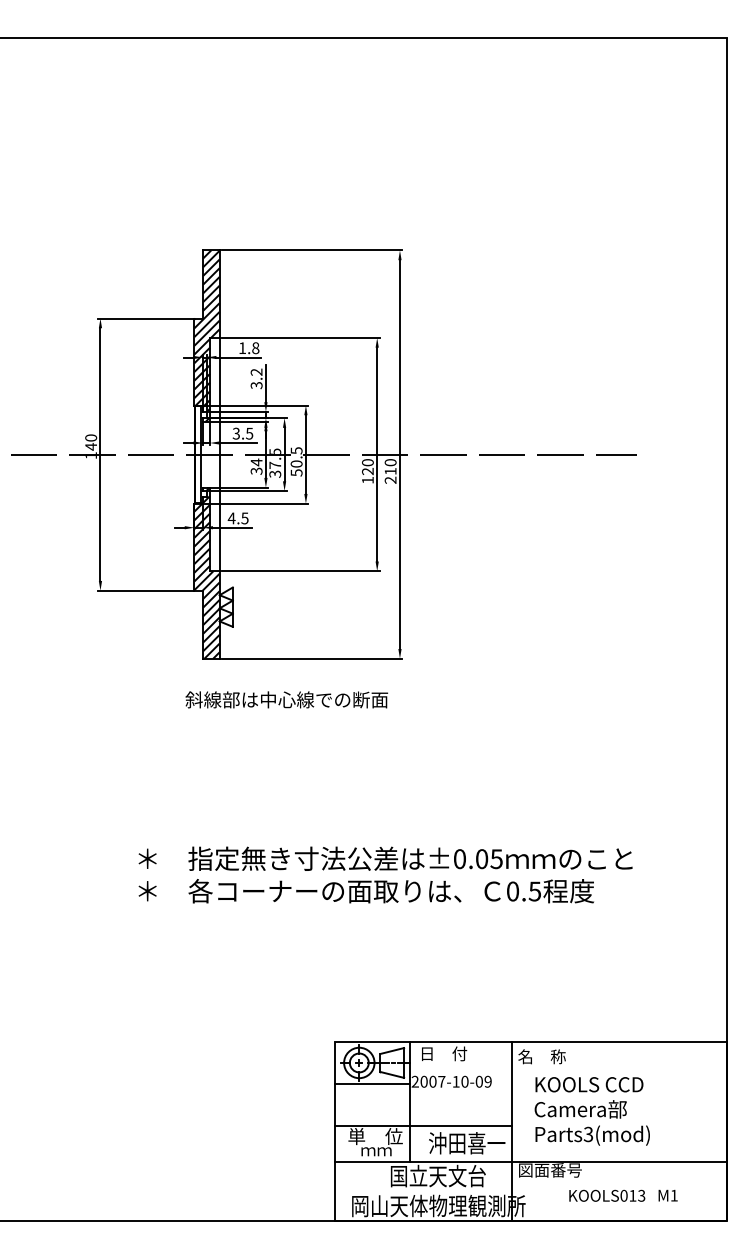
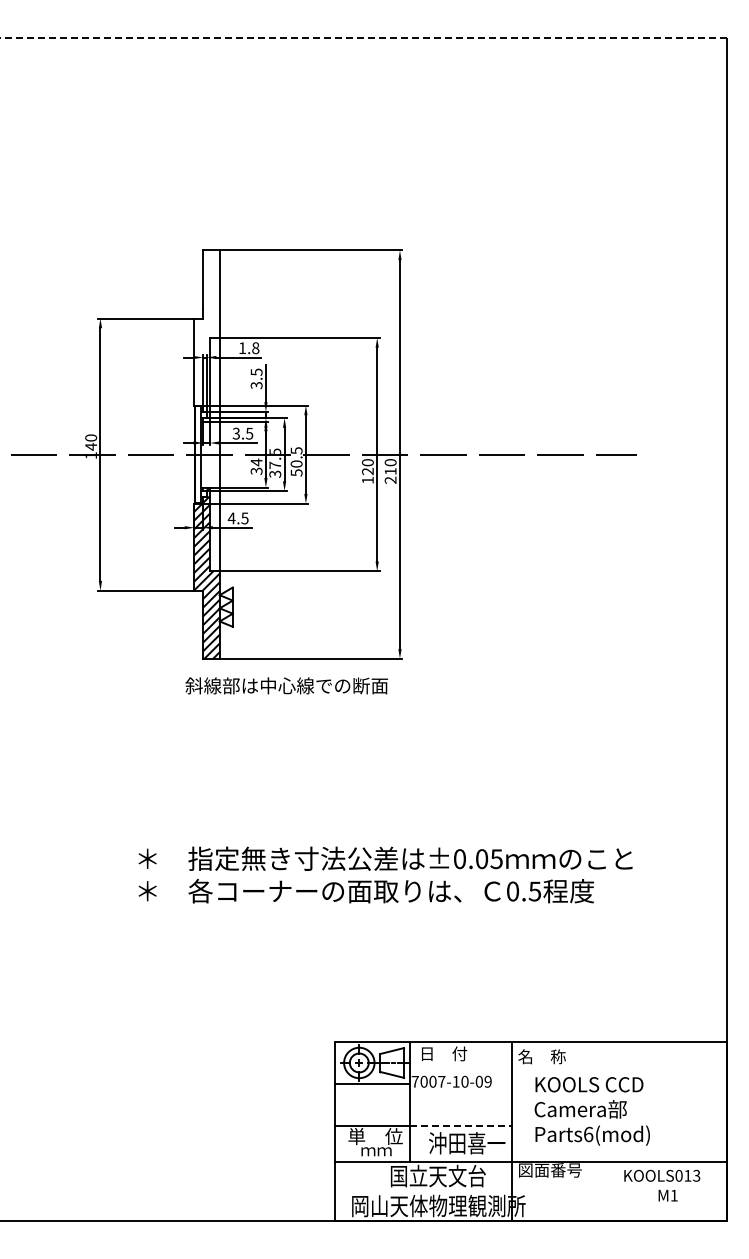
line: solid -> dashed (363, 37)
hatch: present -> none (206, 335)
text: 3.2 -> 3.5 (256, 371)
text position: (286, 699) -> (286, 685) (286, 685)
text: 2007-10-09 -> 7007-10-09 (414, 1081)
line: solid -> dashed (460, 1125)
text: Parts3(mod) -> Parts6(mod) (588, 1134)
text position: (607, 1195) -> (662, 1175) (662, 1175)
